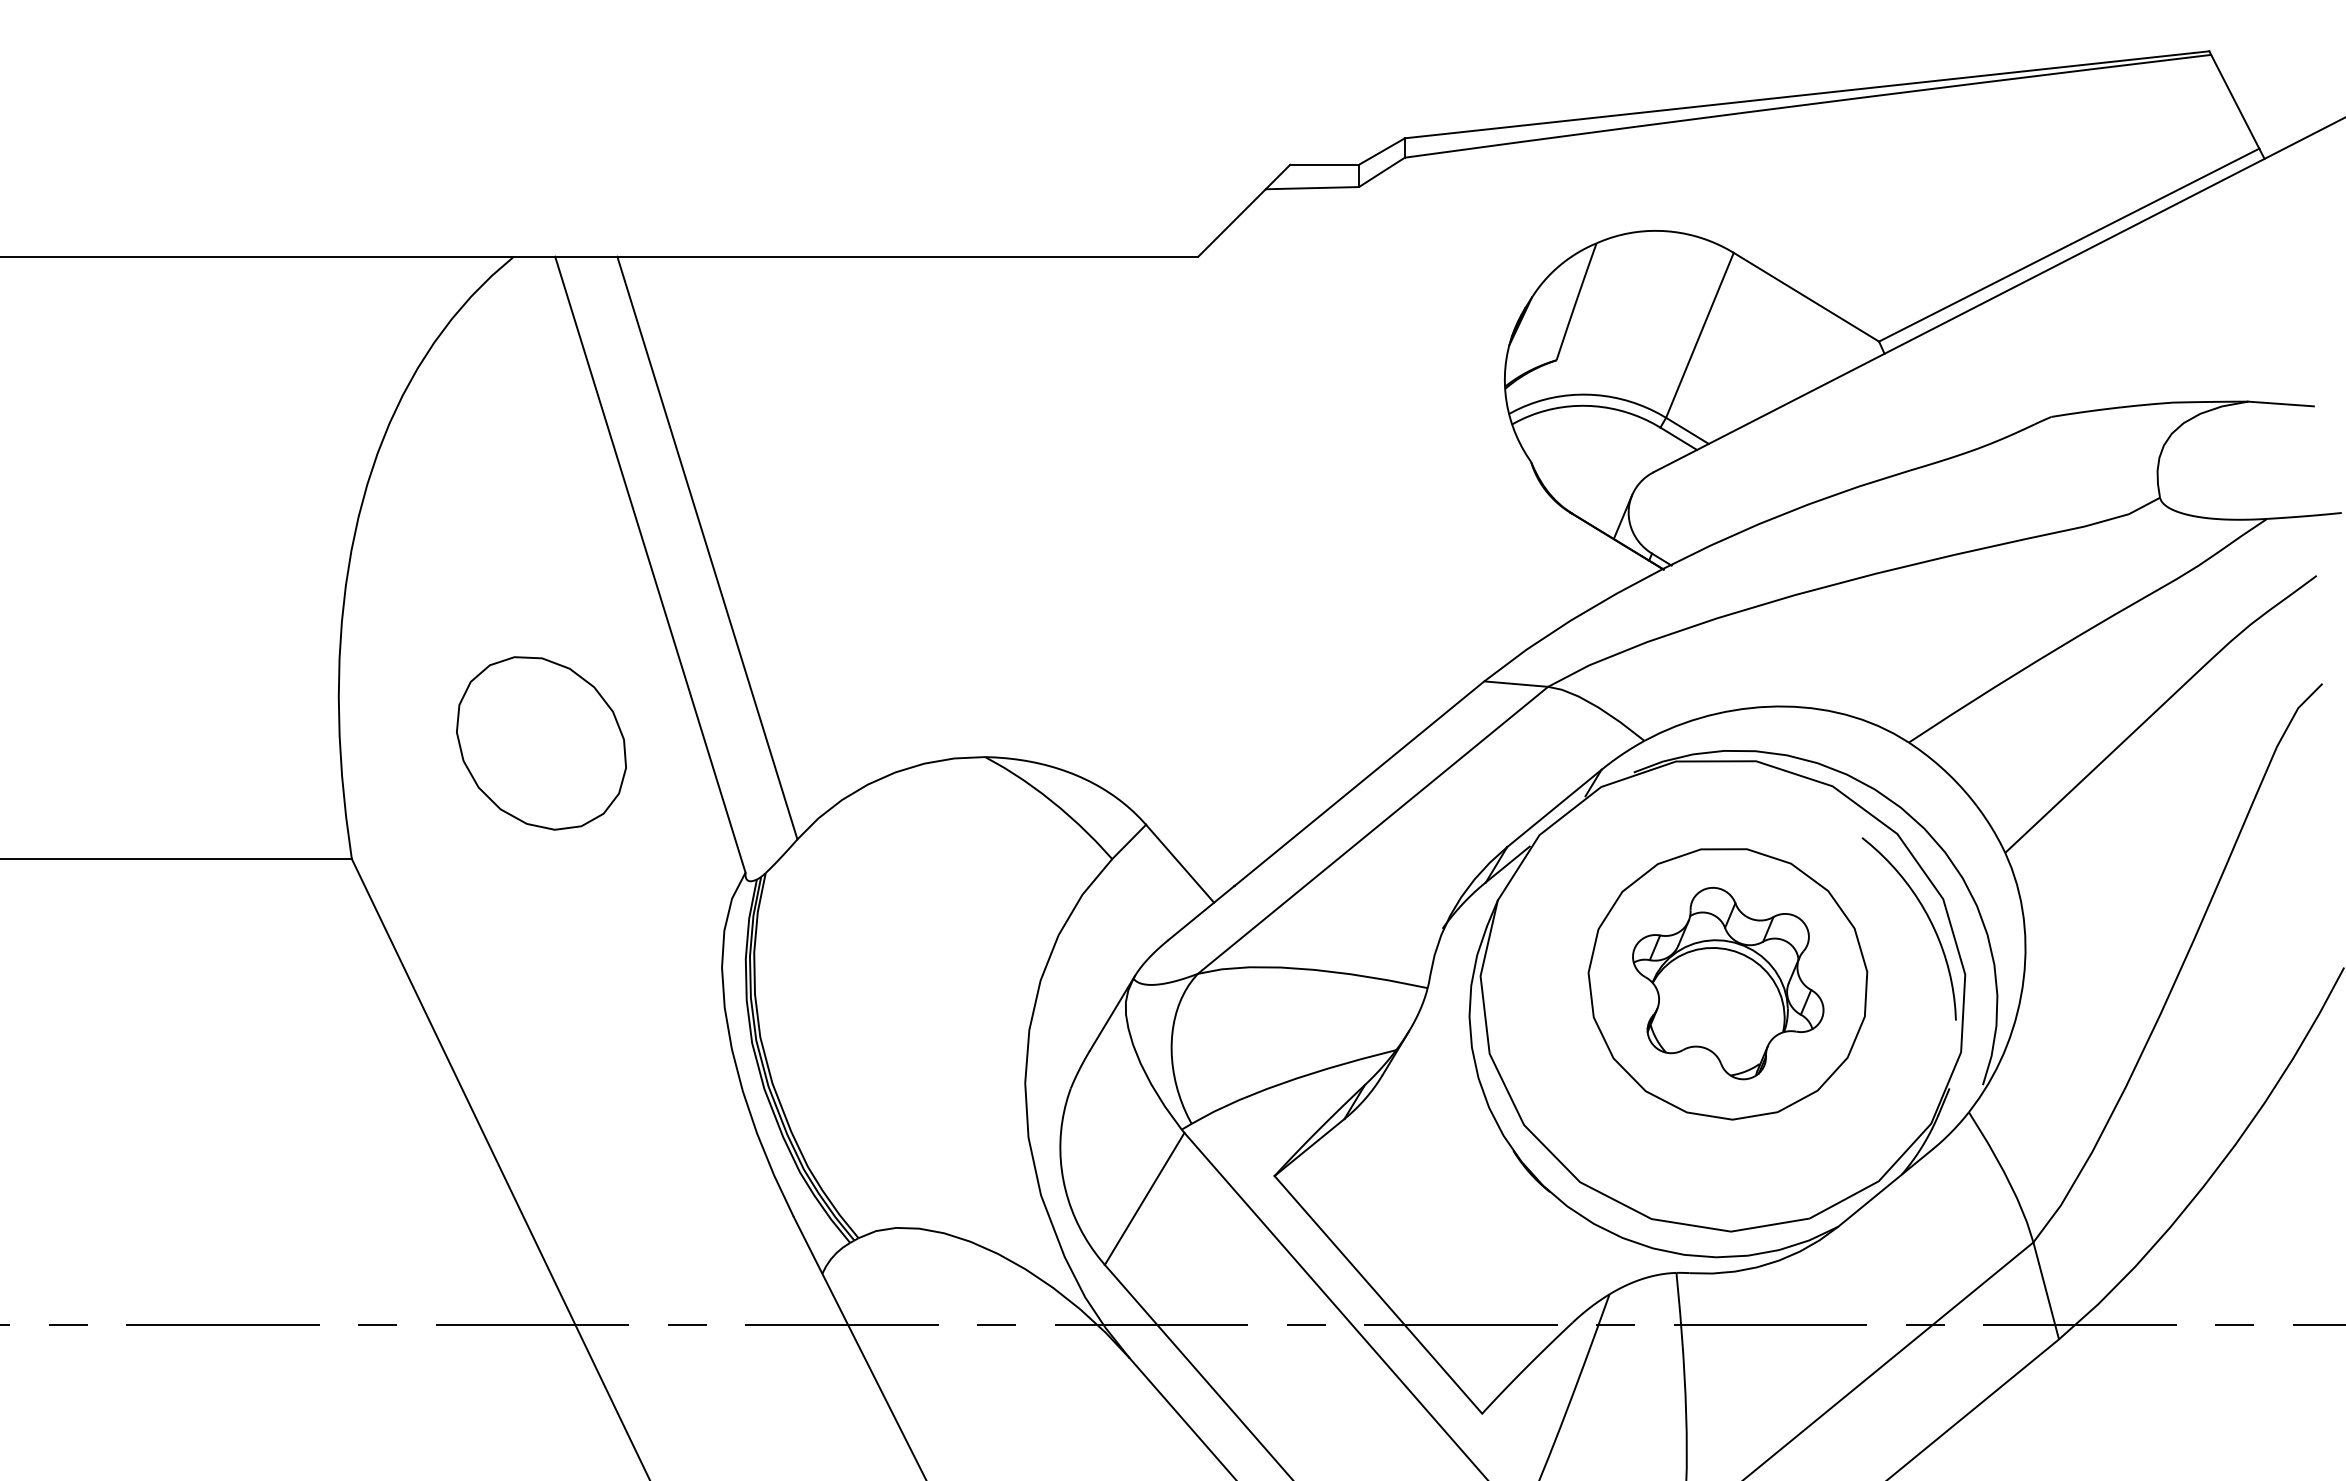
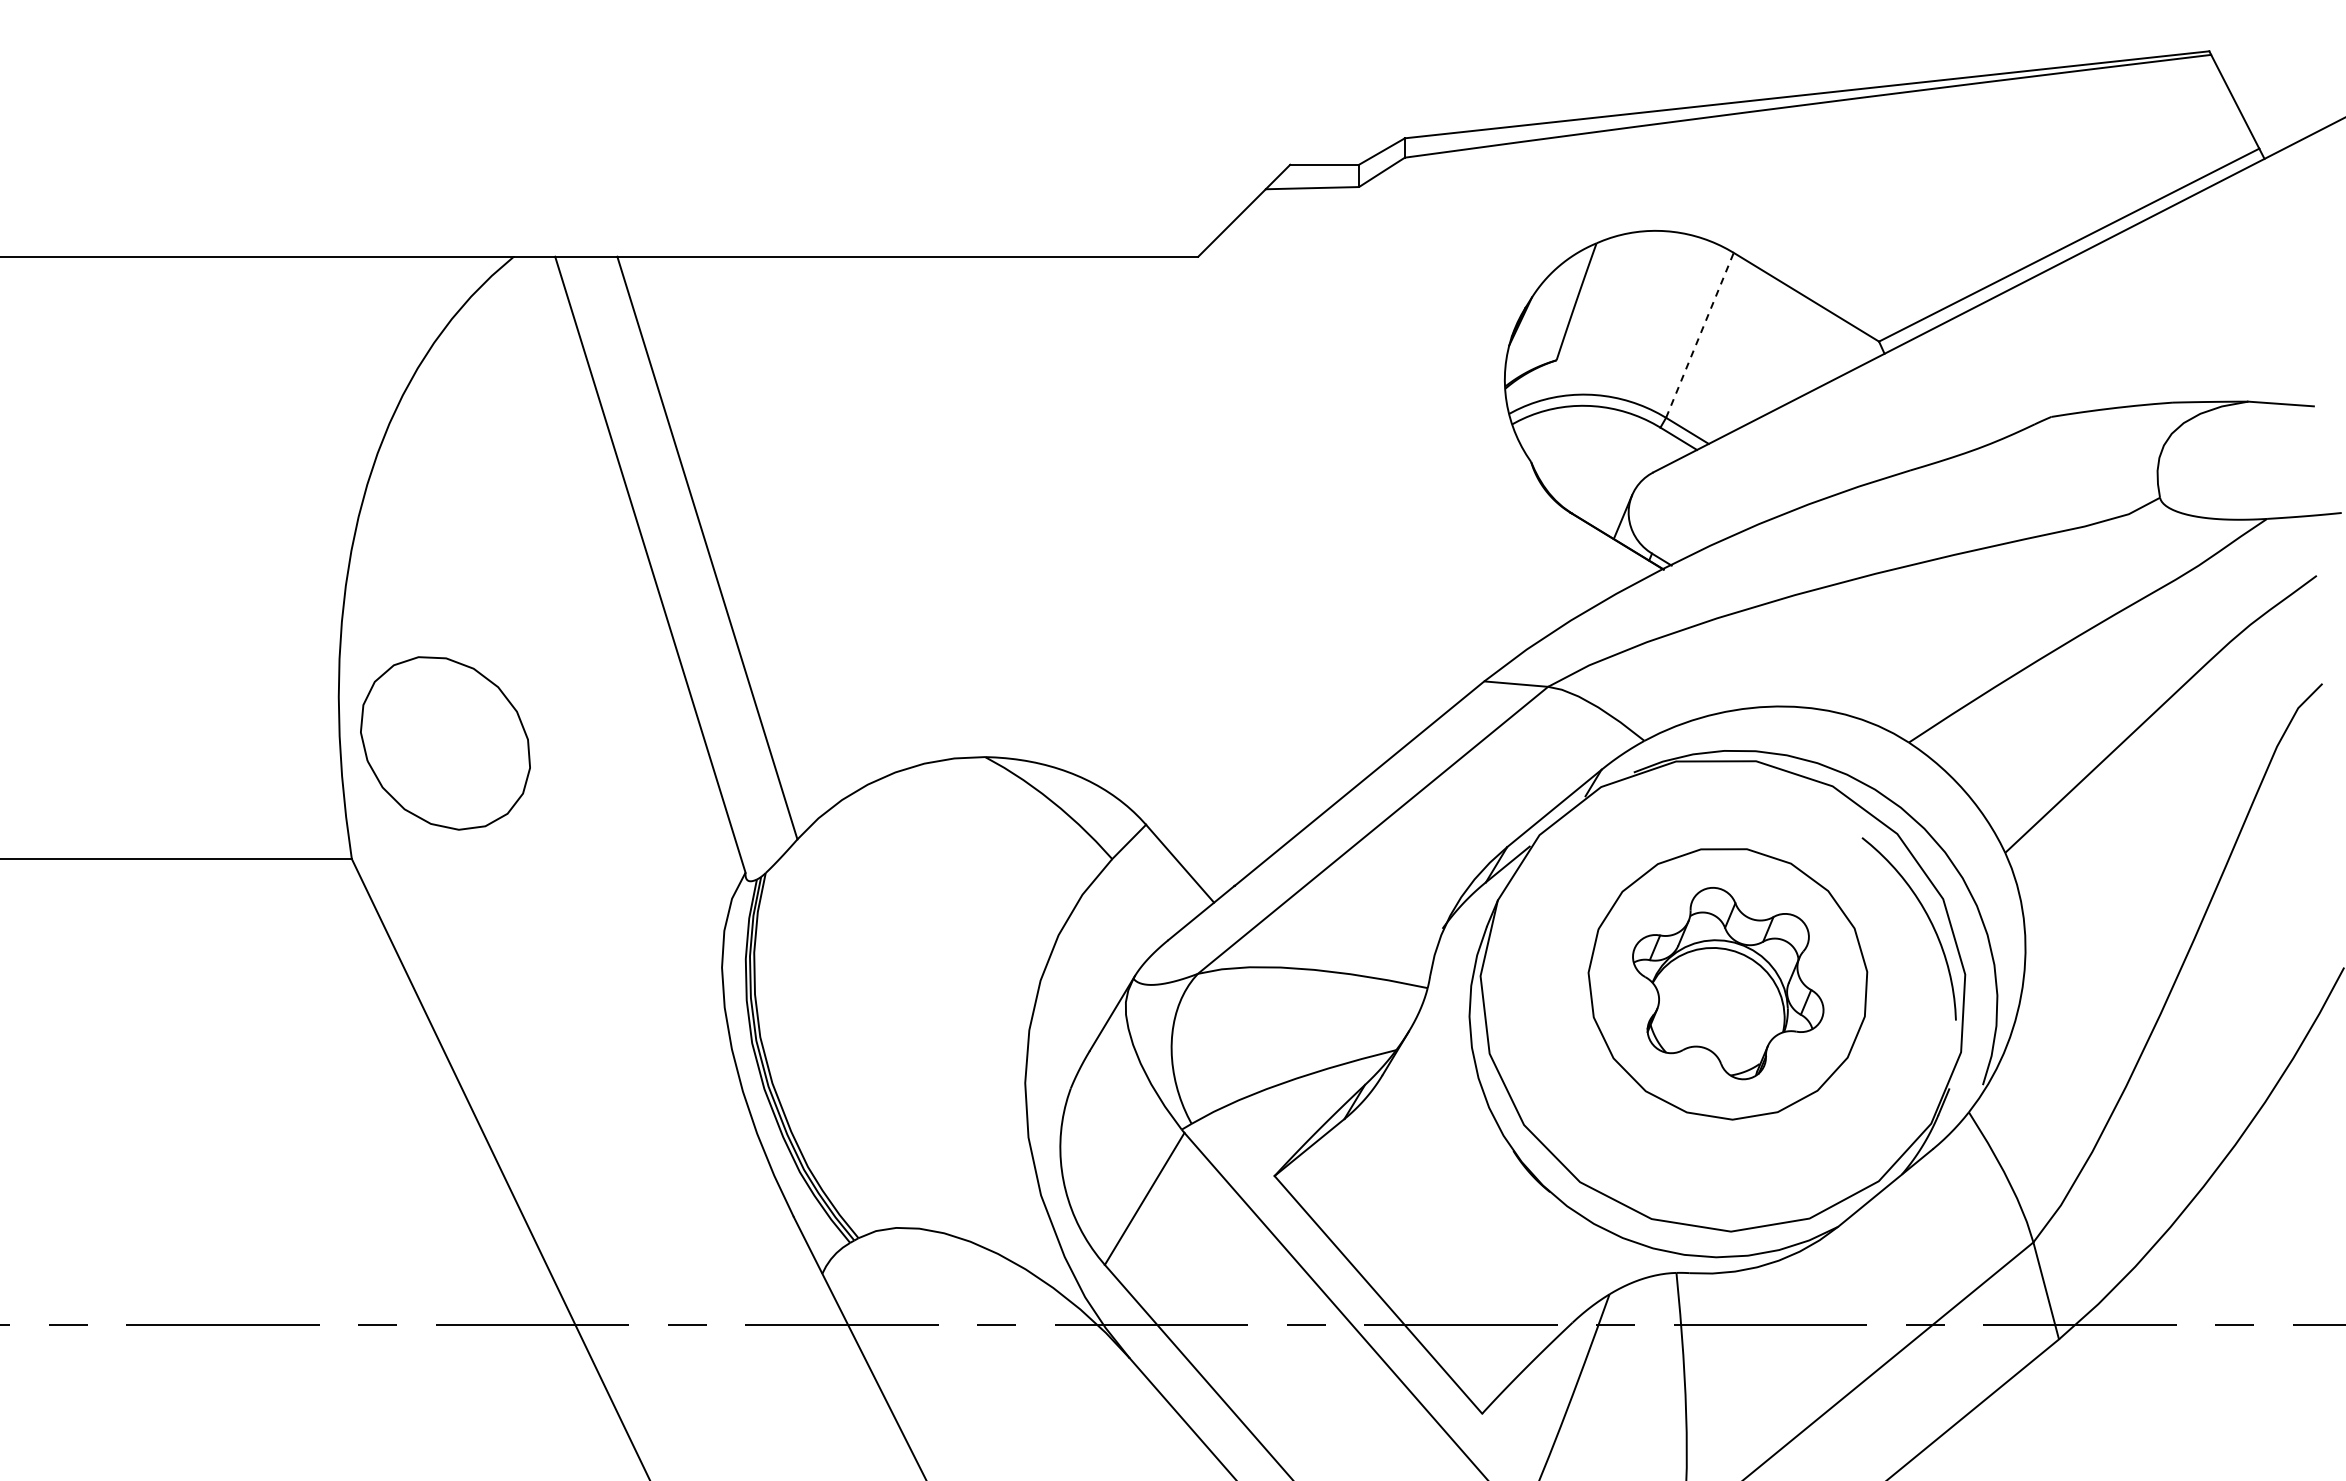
line: solid -> dashed (1700, 334)
part position: (541, 743) -> (445, 743) (445, 743)
